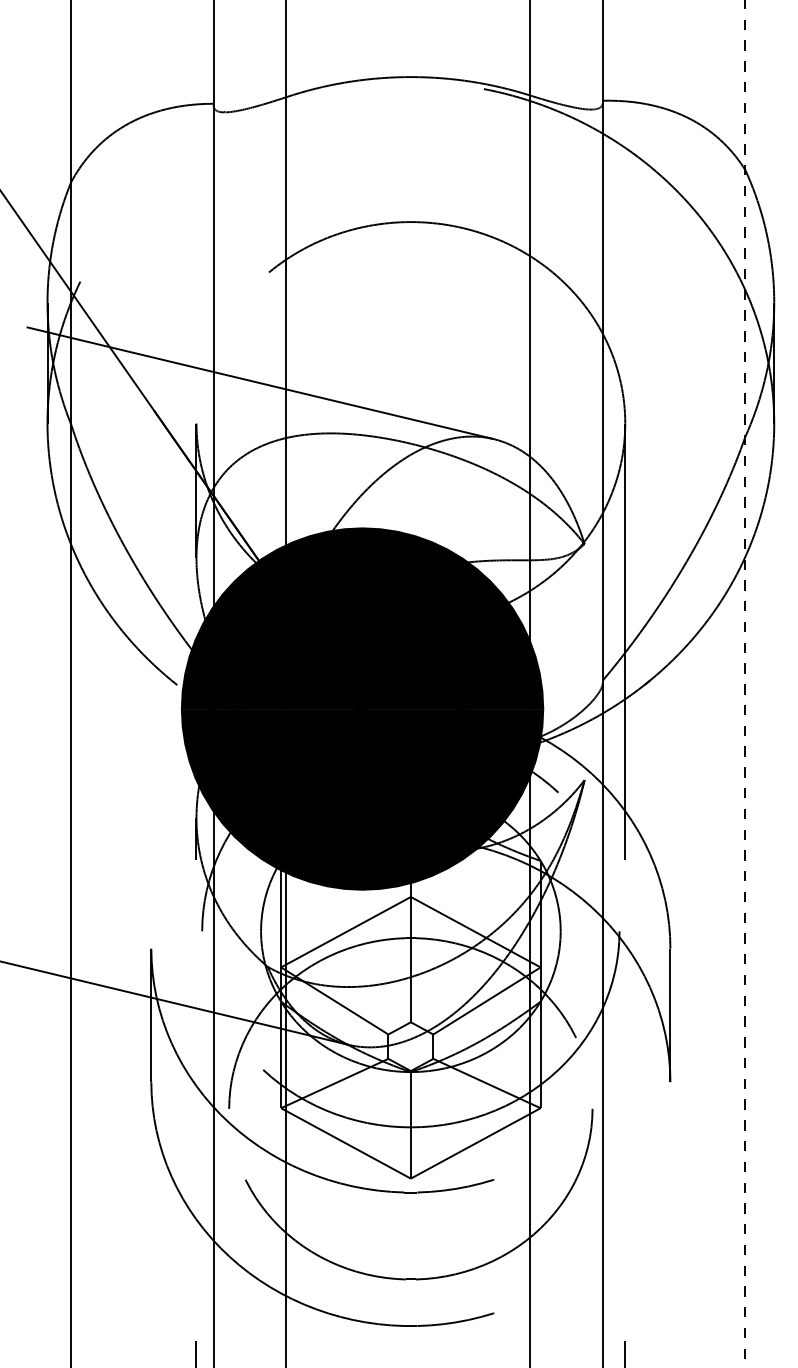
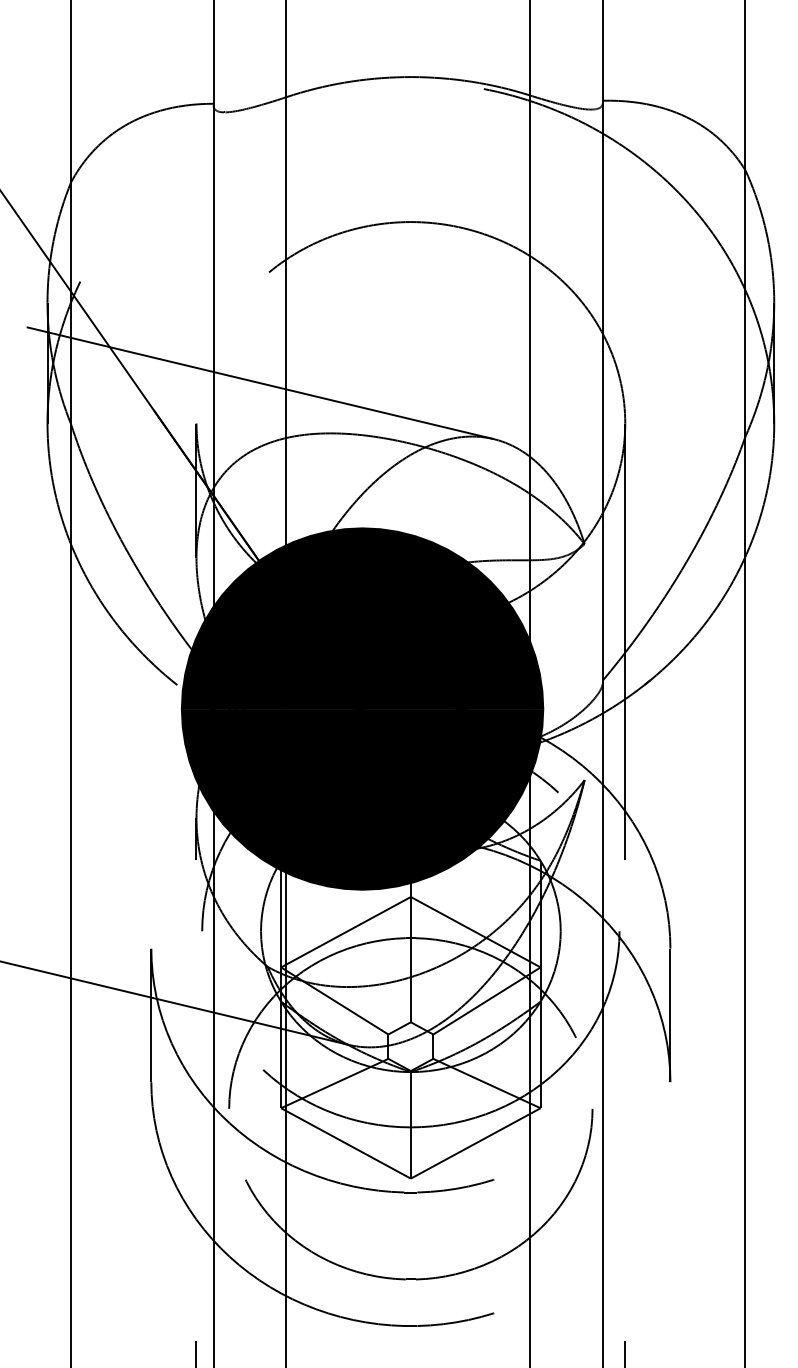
line: dashed -> solid (745, 684)
